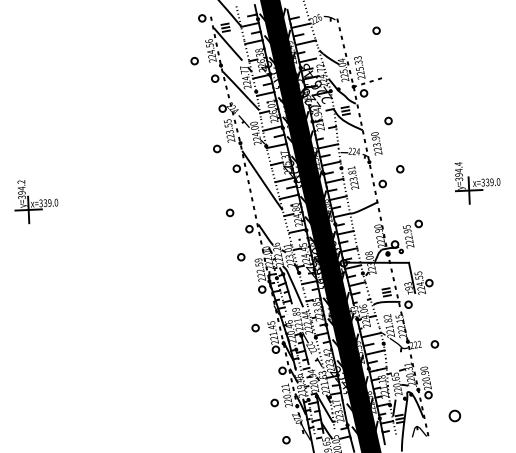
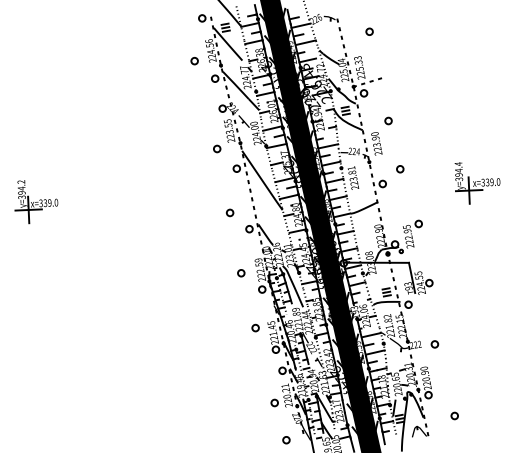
circle position: (376, 30) -> (369, 31) (369, 31)
circle position: (241, 257) -> (241, 273) (241, 273)
circle size: 14x14 px -> 9x10 px (454, 415)
